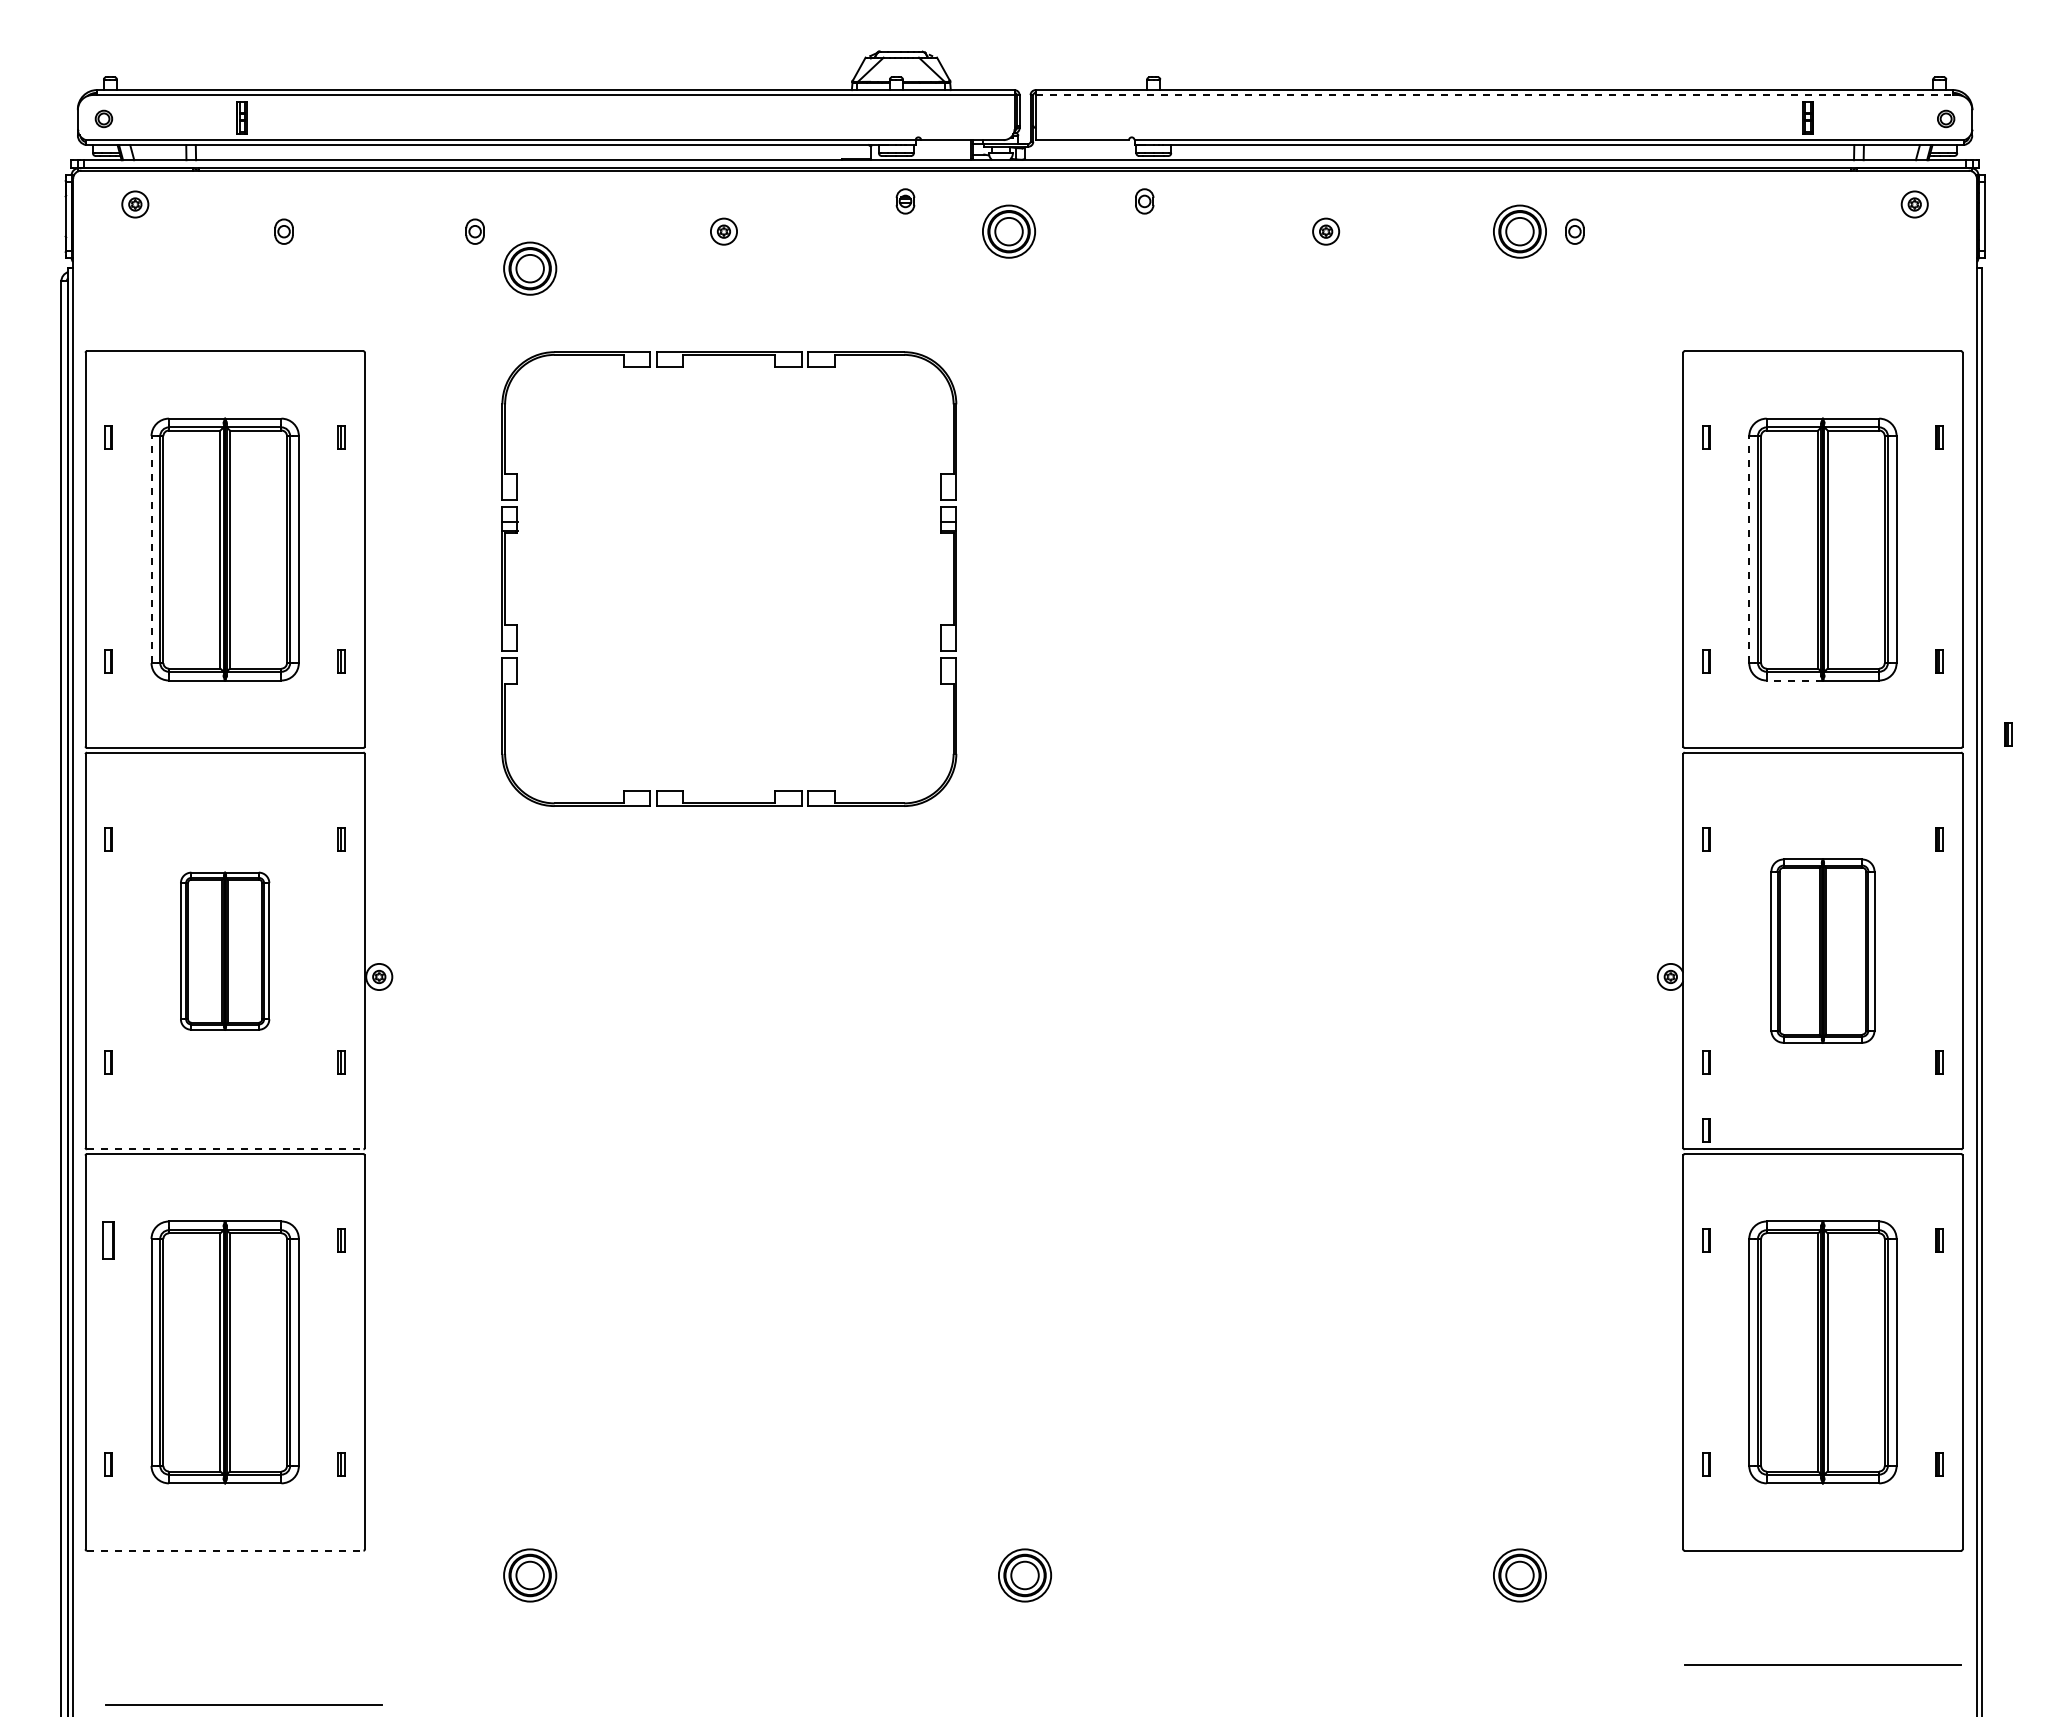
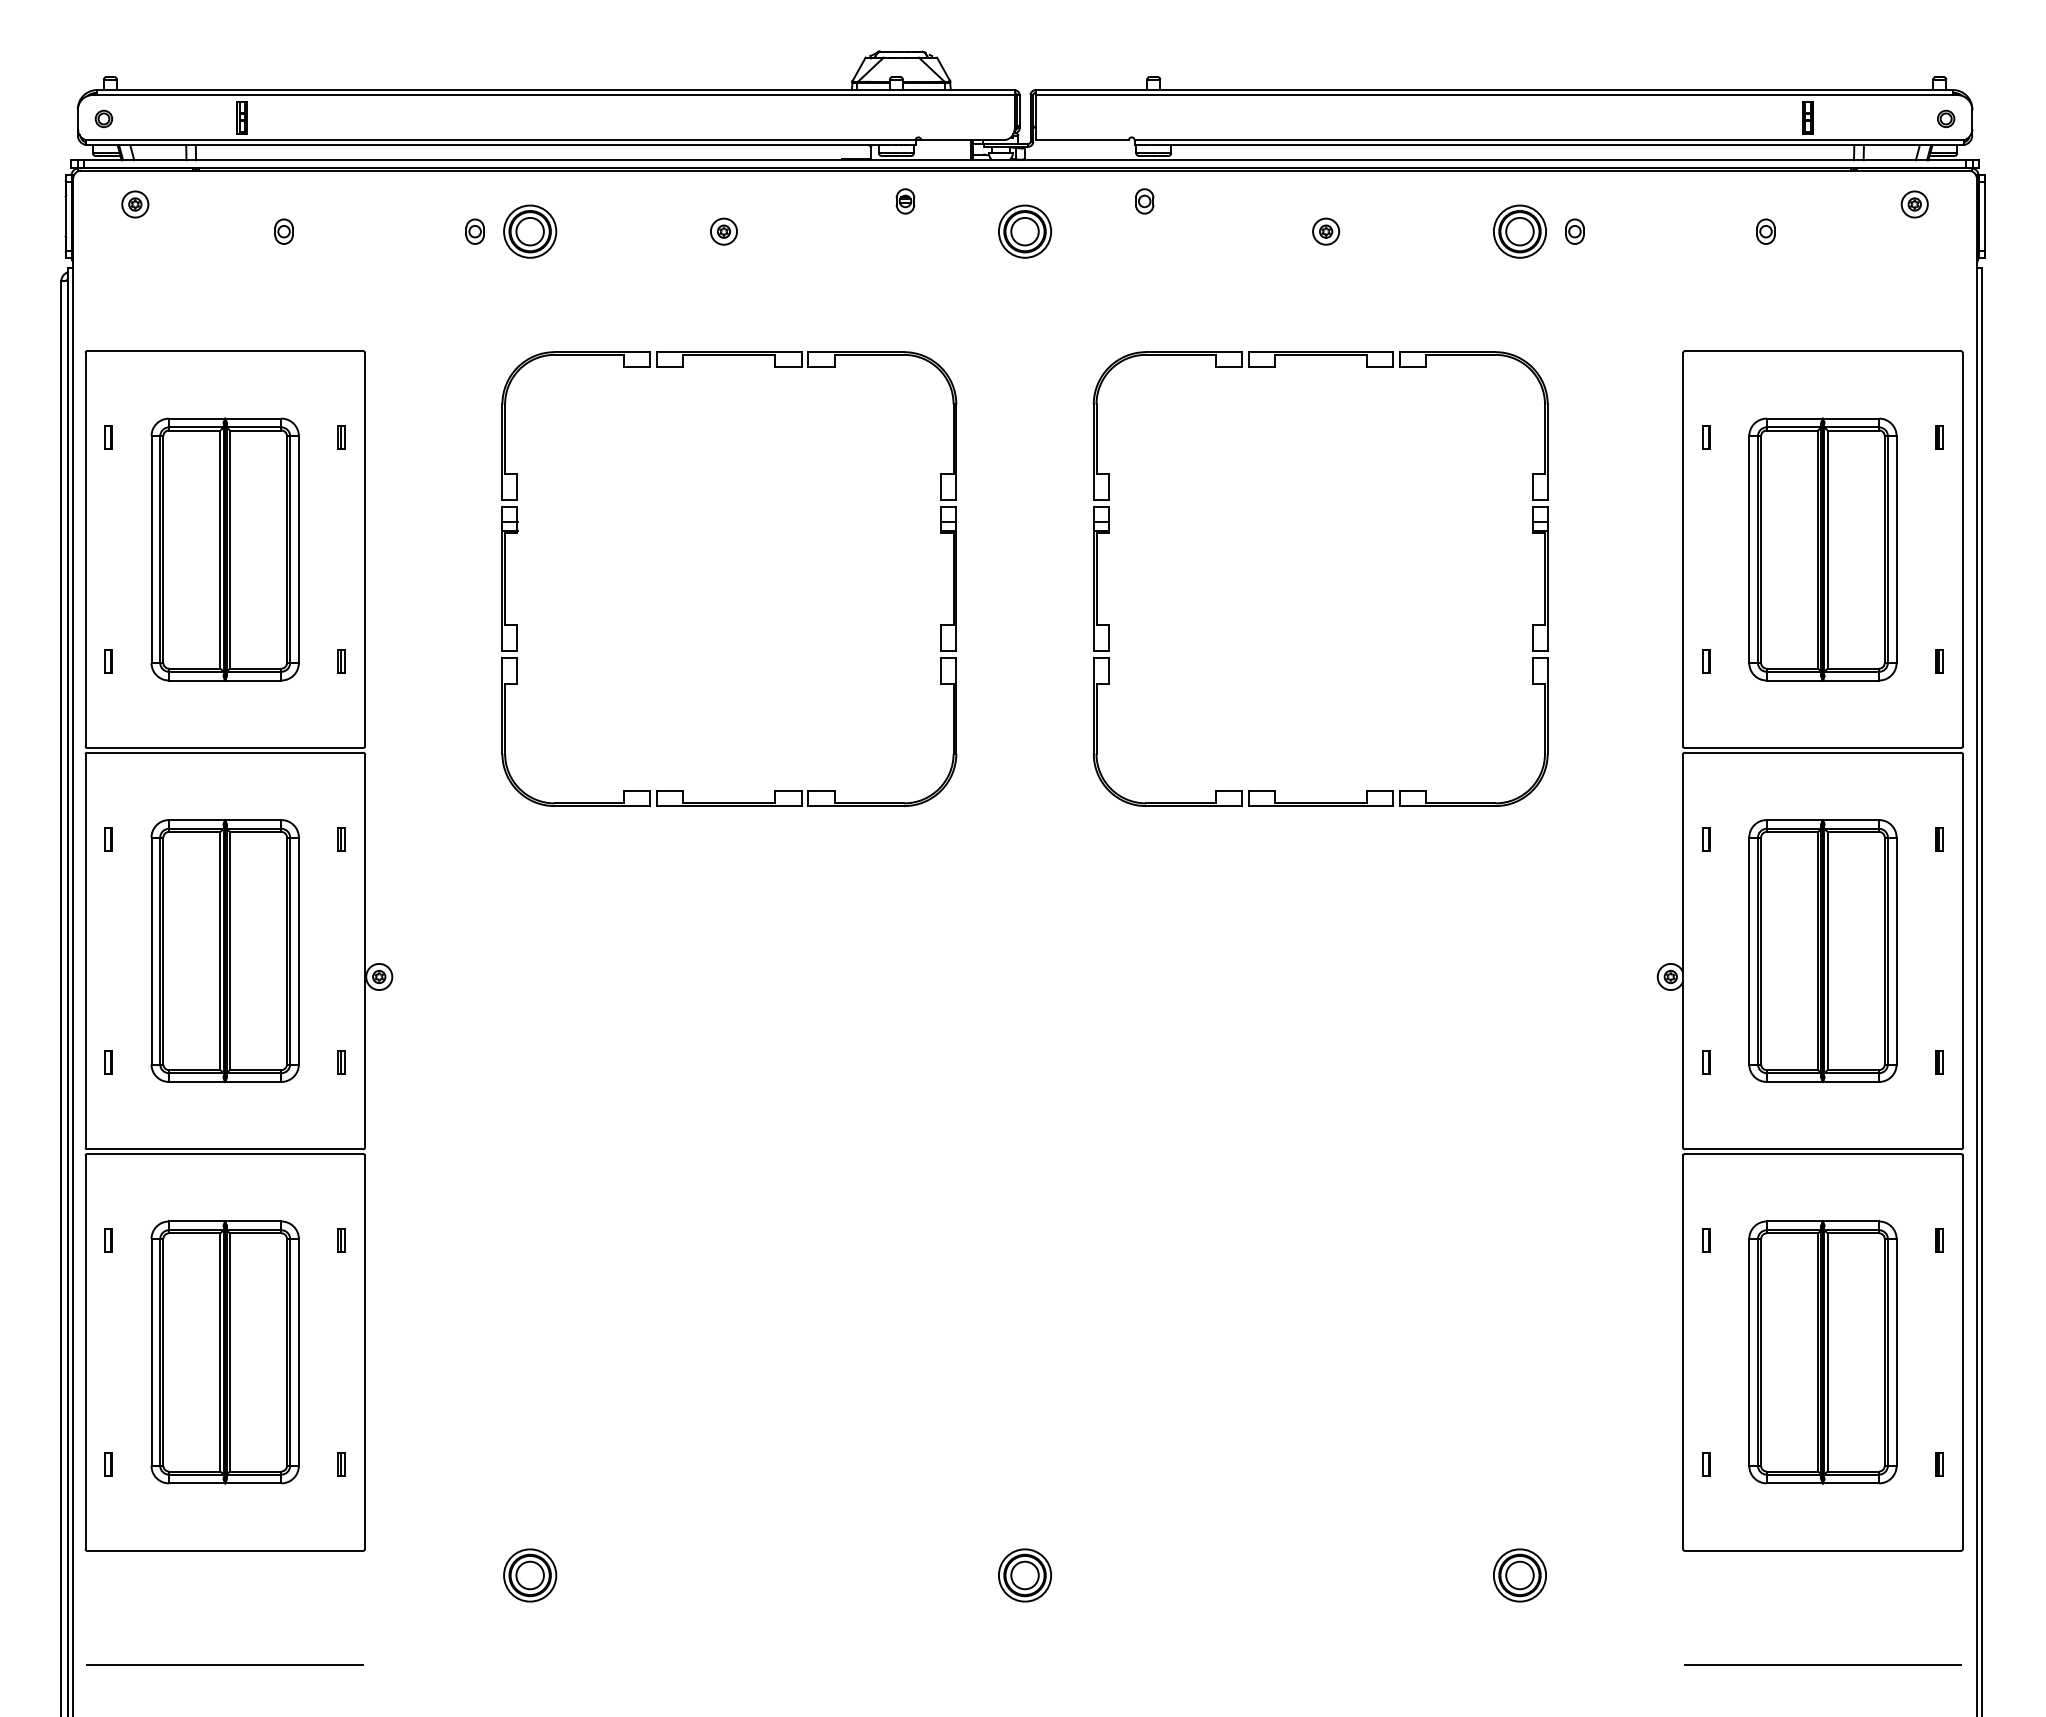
line: dashed -> solid (1494, 95)
part position: (1009, 231) -> (1025, 231) (1025, 231)
part: none -> present (1765, 231)
part position: (530, 268) -> (530, 231) (530, 231)
part: none -> present (1275, 367)
line: dashed -> solid (151, 549)
line: dashed -> solid (1749, 549)
line: dashed -> solid (1794, 680)
part: present -> none (2008, 734)
part size: 91x160 px -> 150x265 px (224, 951)
part size: 106x186 px -> 150x265 px (1822, 951)
part: present -> none (1706, 1130)
line: dashed -> solid (225, 1149)
part size: 13x39 px -> 9x25 px (108, 1240)
line: dashed -> solid (225, 1550)
line position: (243, 1704) -> (224, 1664) (224, 1664)
